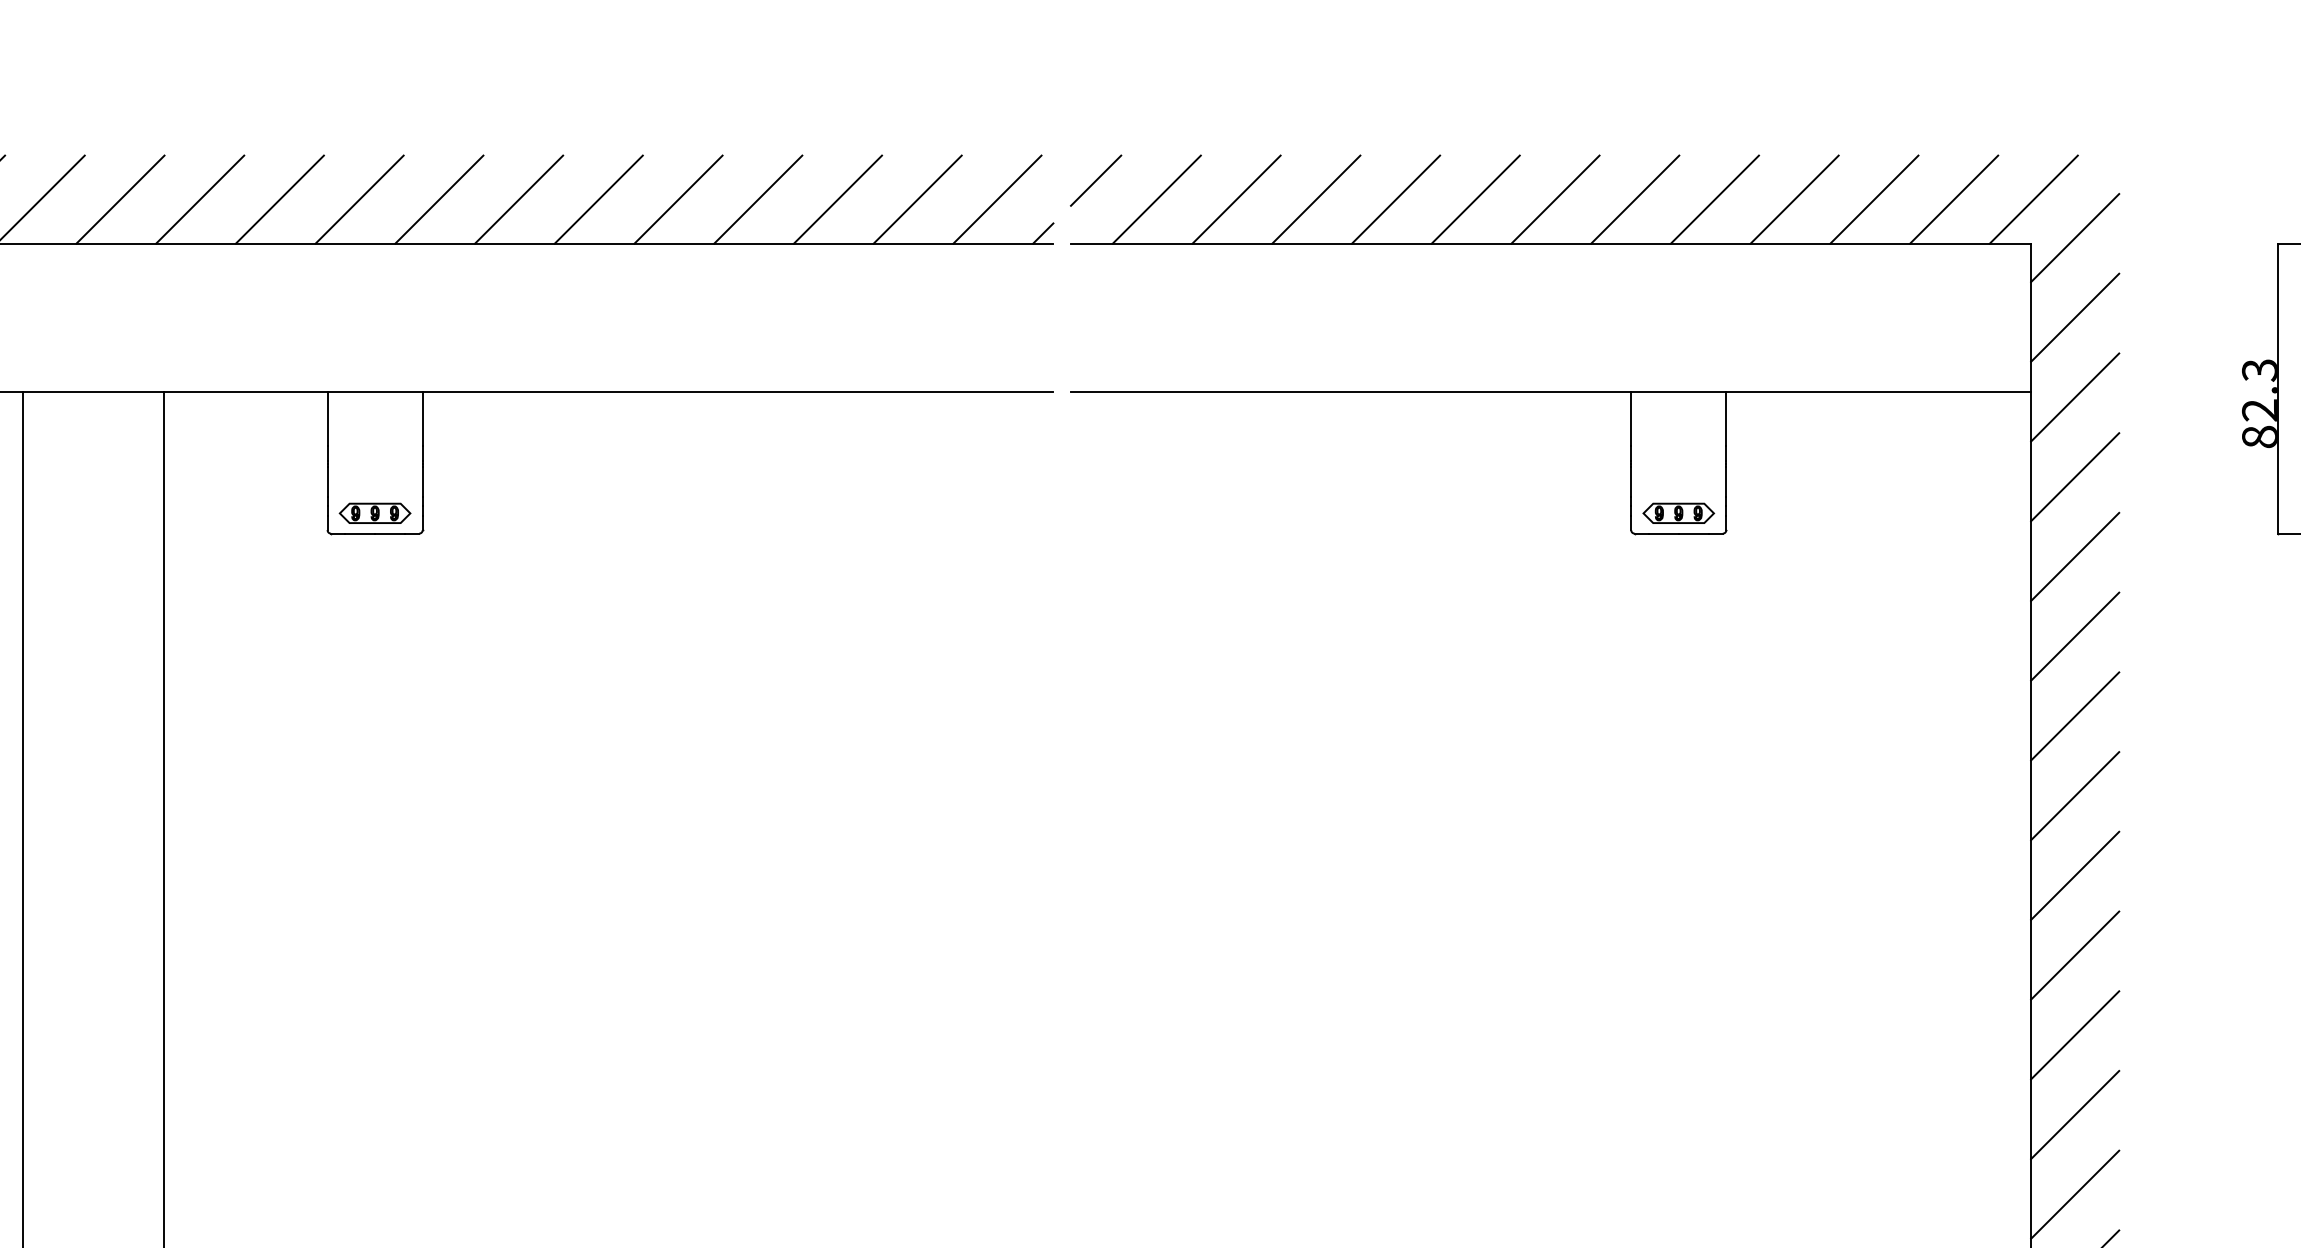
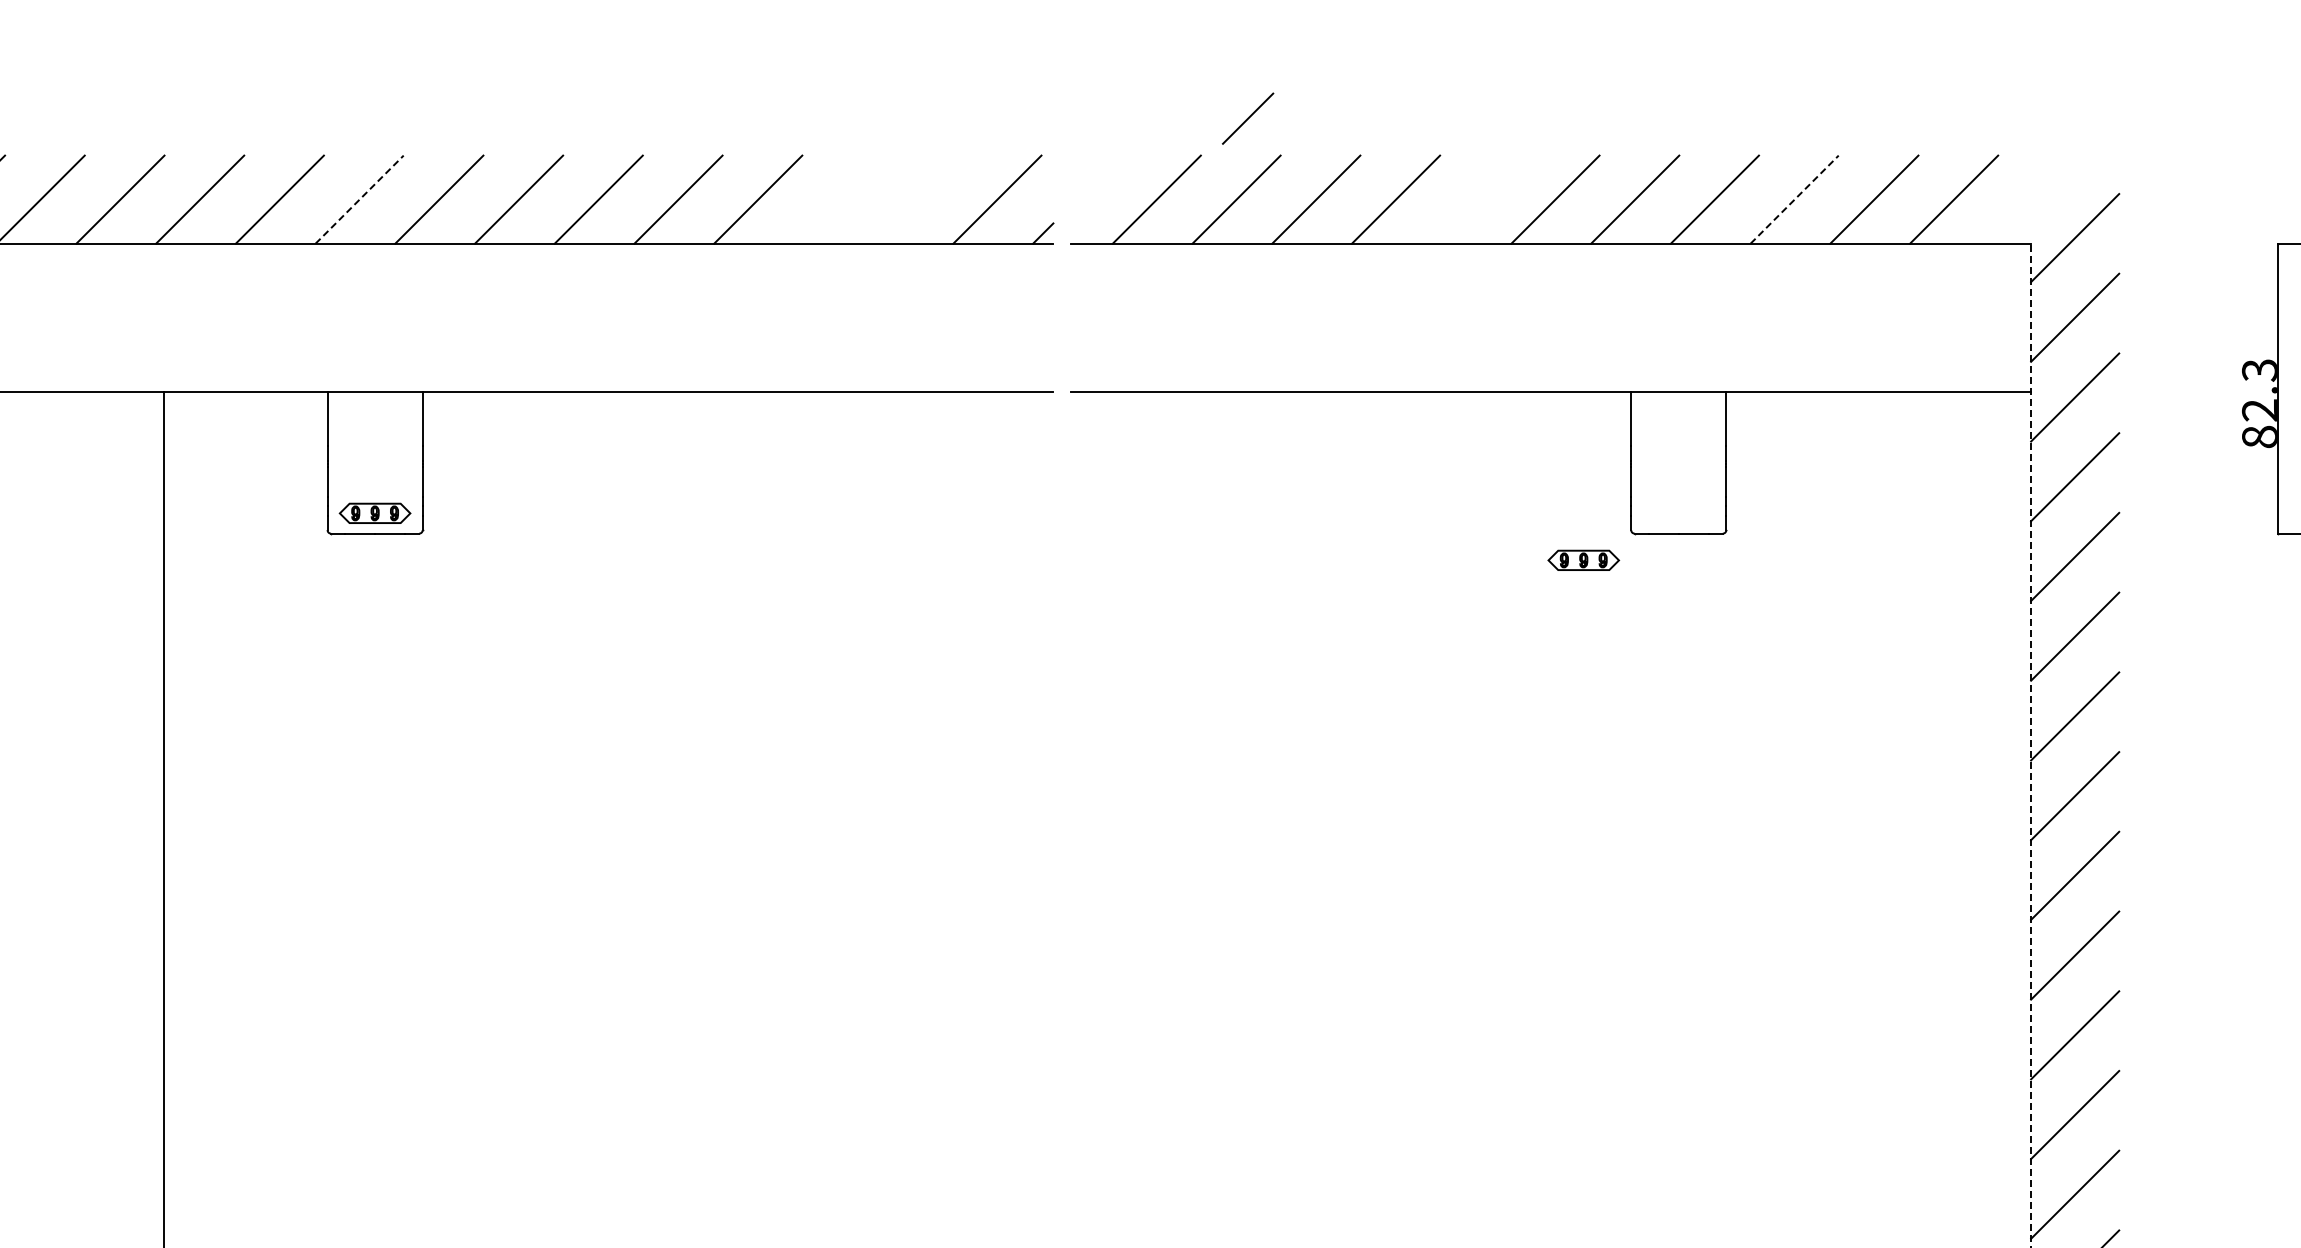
line position: (1096, 180) -> (1248, 118) (1248, 118)
line: solid -> dashed (359, 199)
line: present -> none (837, 199)
line: present -> none (917, 199)
line: present -> none (1475, 199)
line: solid -> dashed (1795, 199)
line: present -> none (2033, 199)
part position: (1678, 512) -> (1583, 559) (1583, 559)
line: solid -> dashed (2031, 745)
line: present -> none (22, 817)
